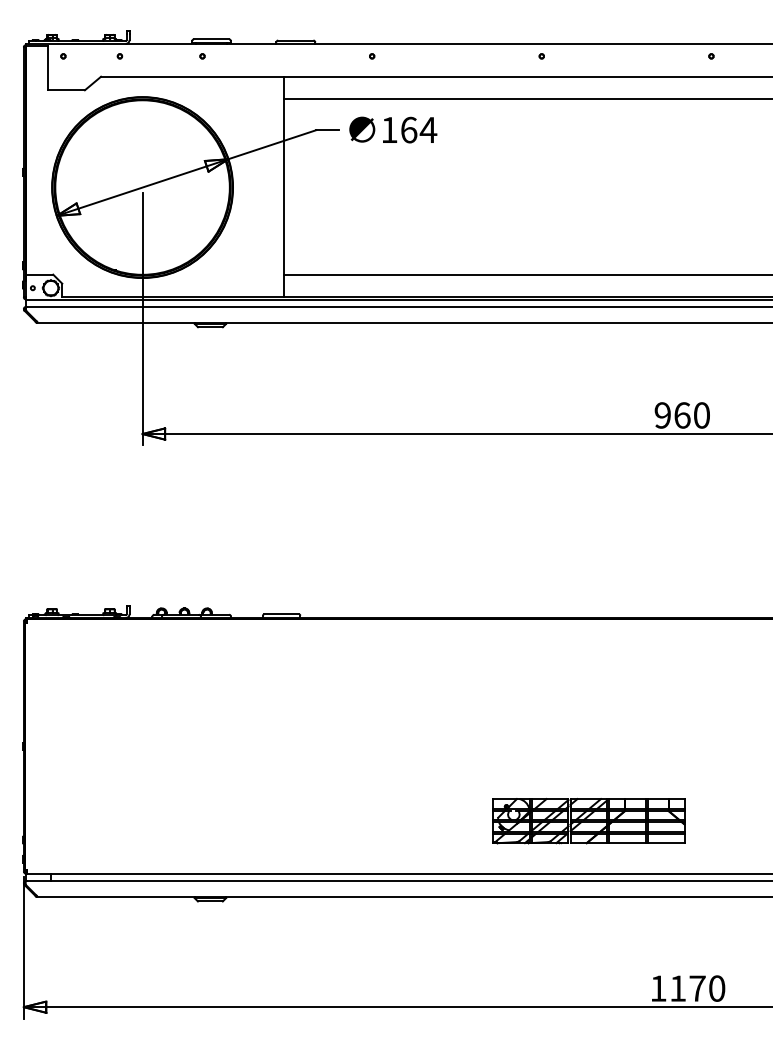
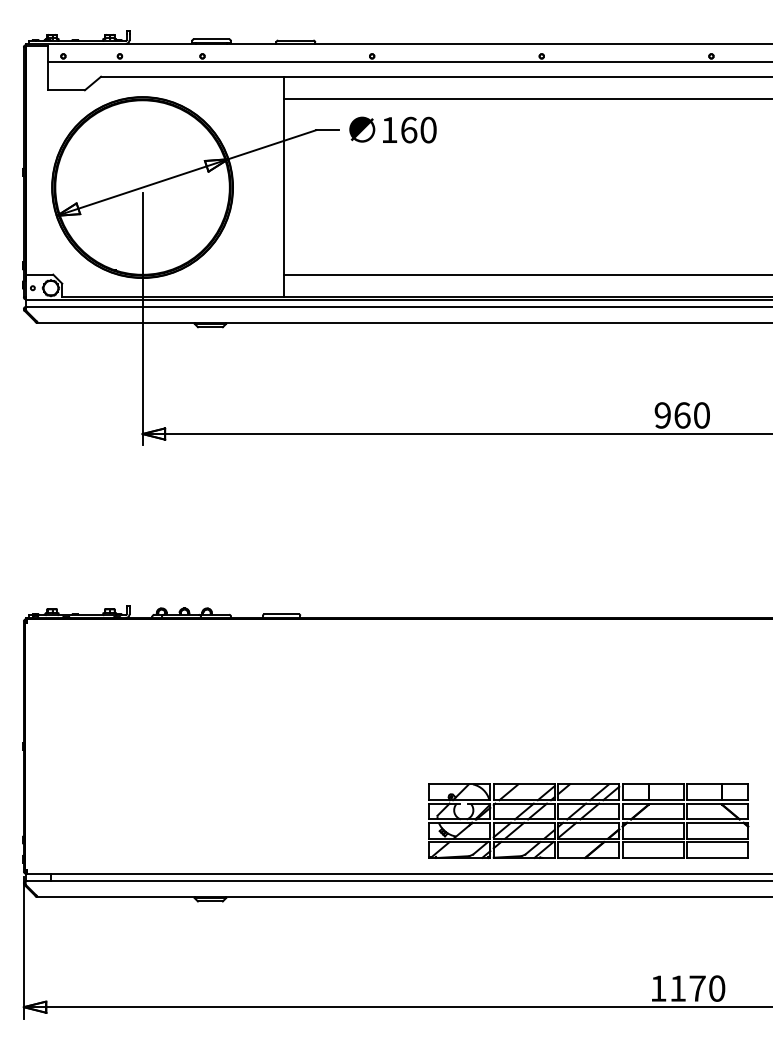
line: none -> present (408, 62)
text: 164 -> 160 (428, 129)
part size: 194x47 px -> 322x76 px (588, 820)
